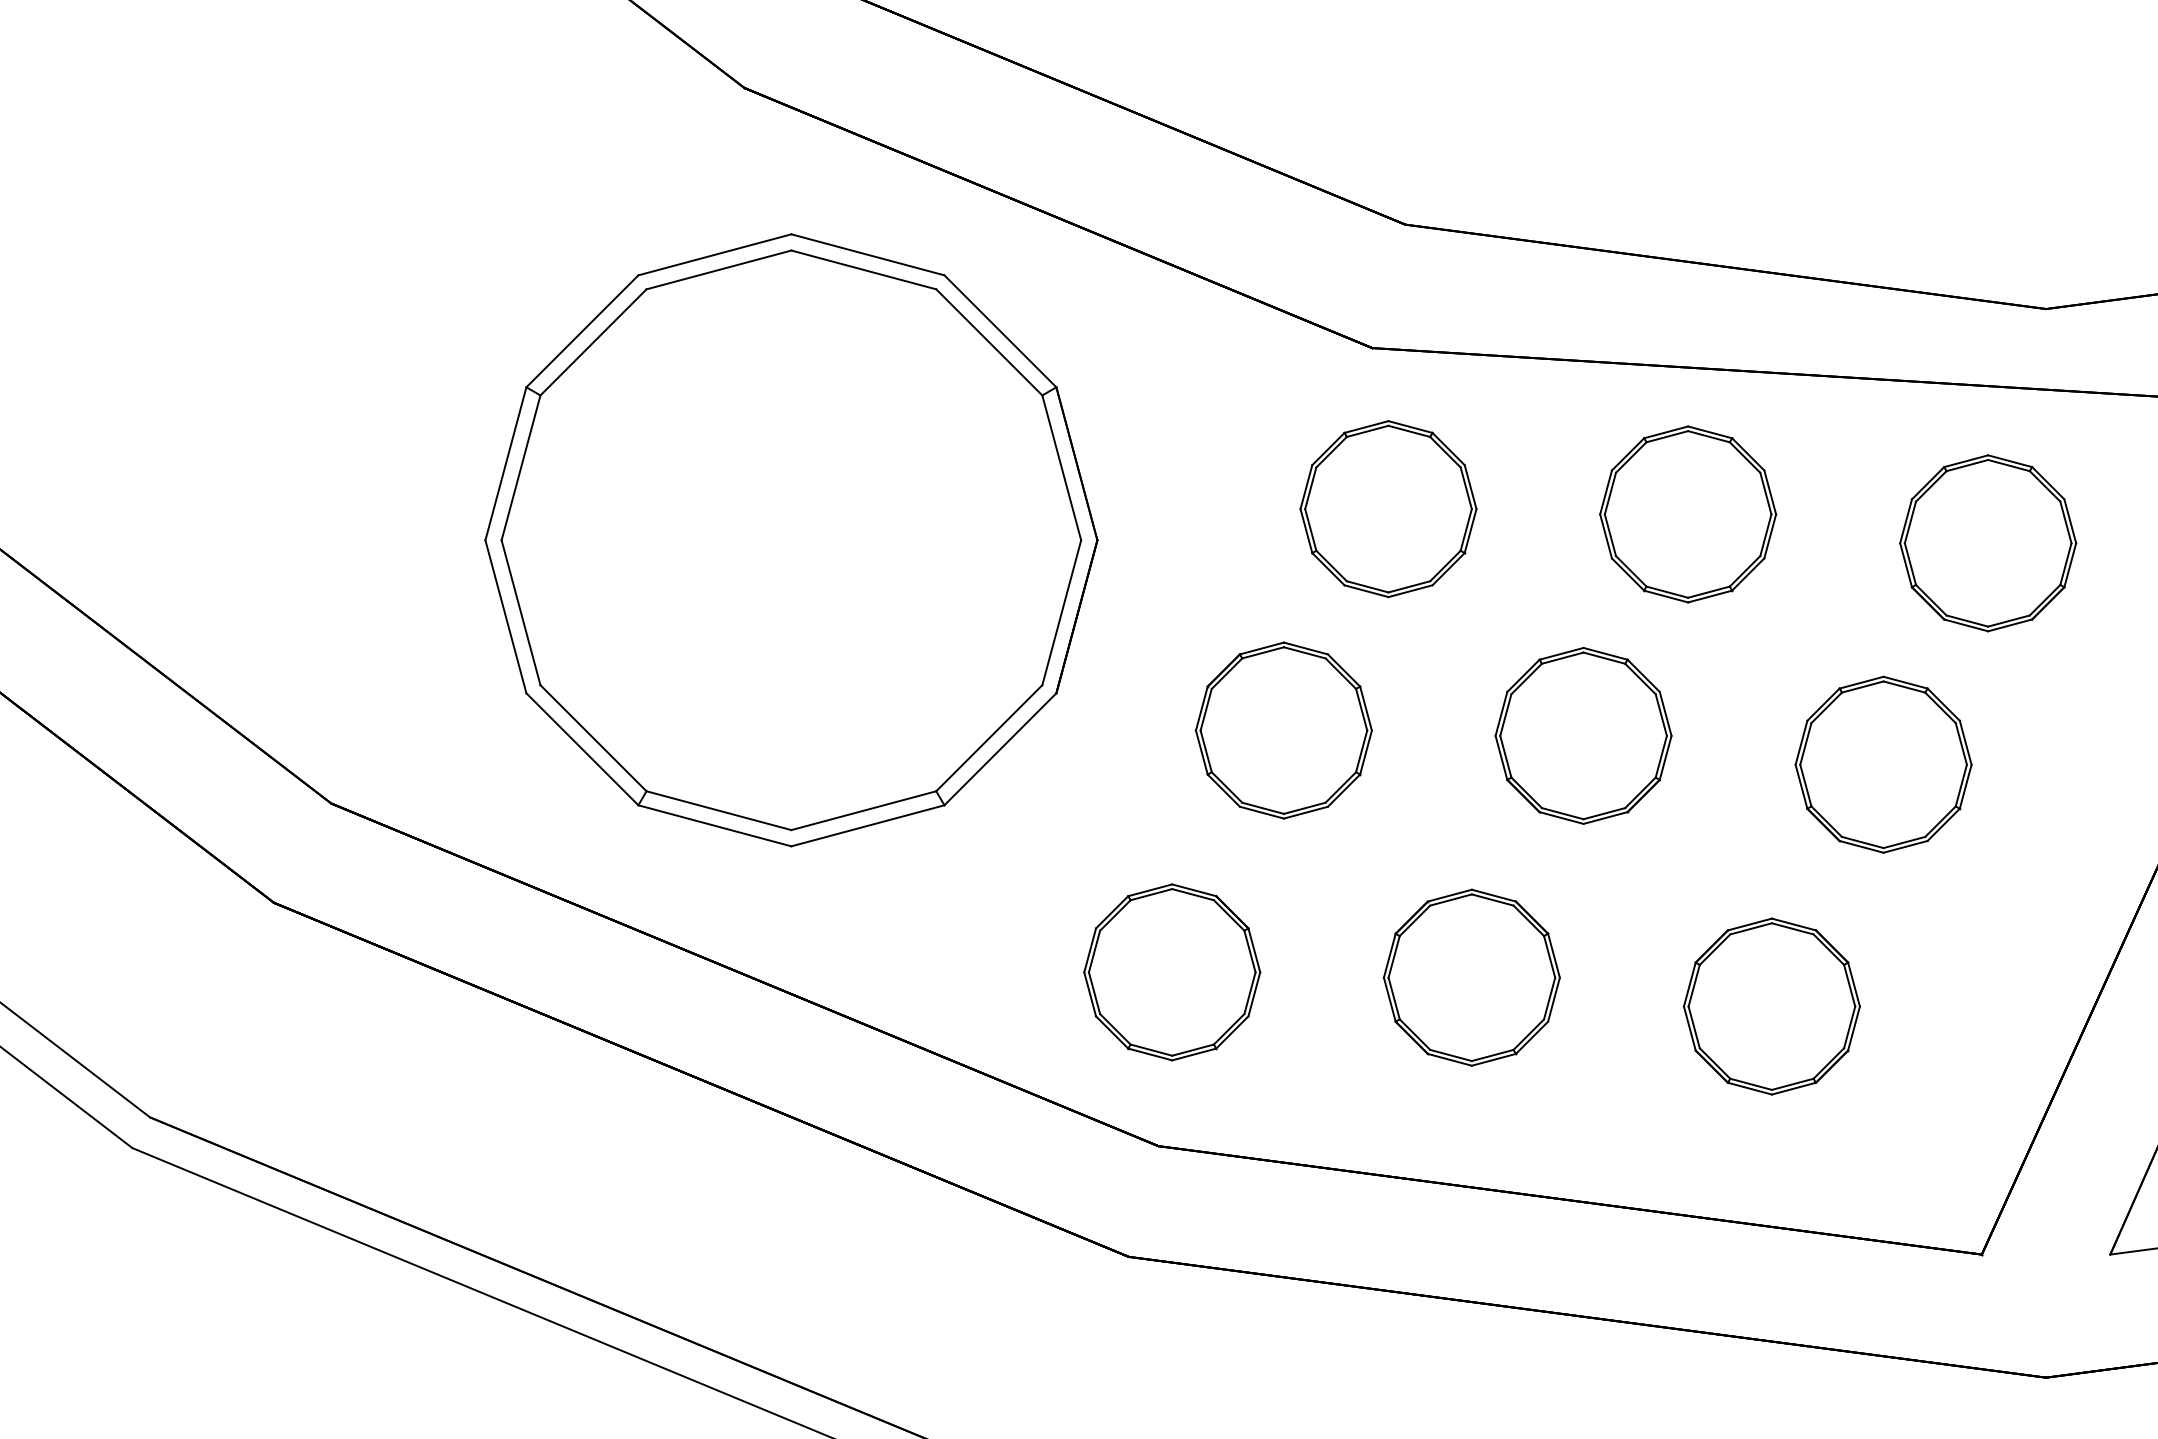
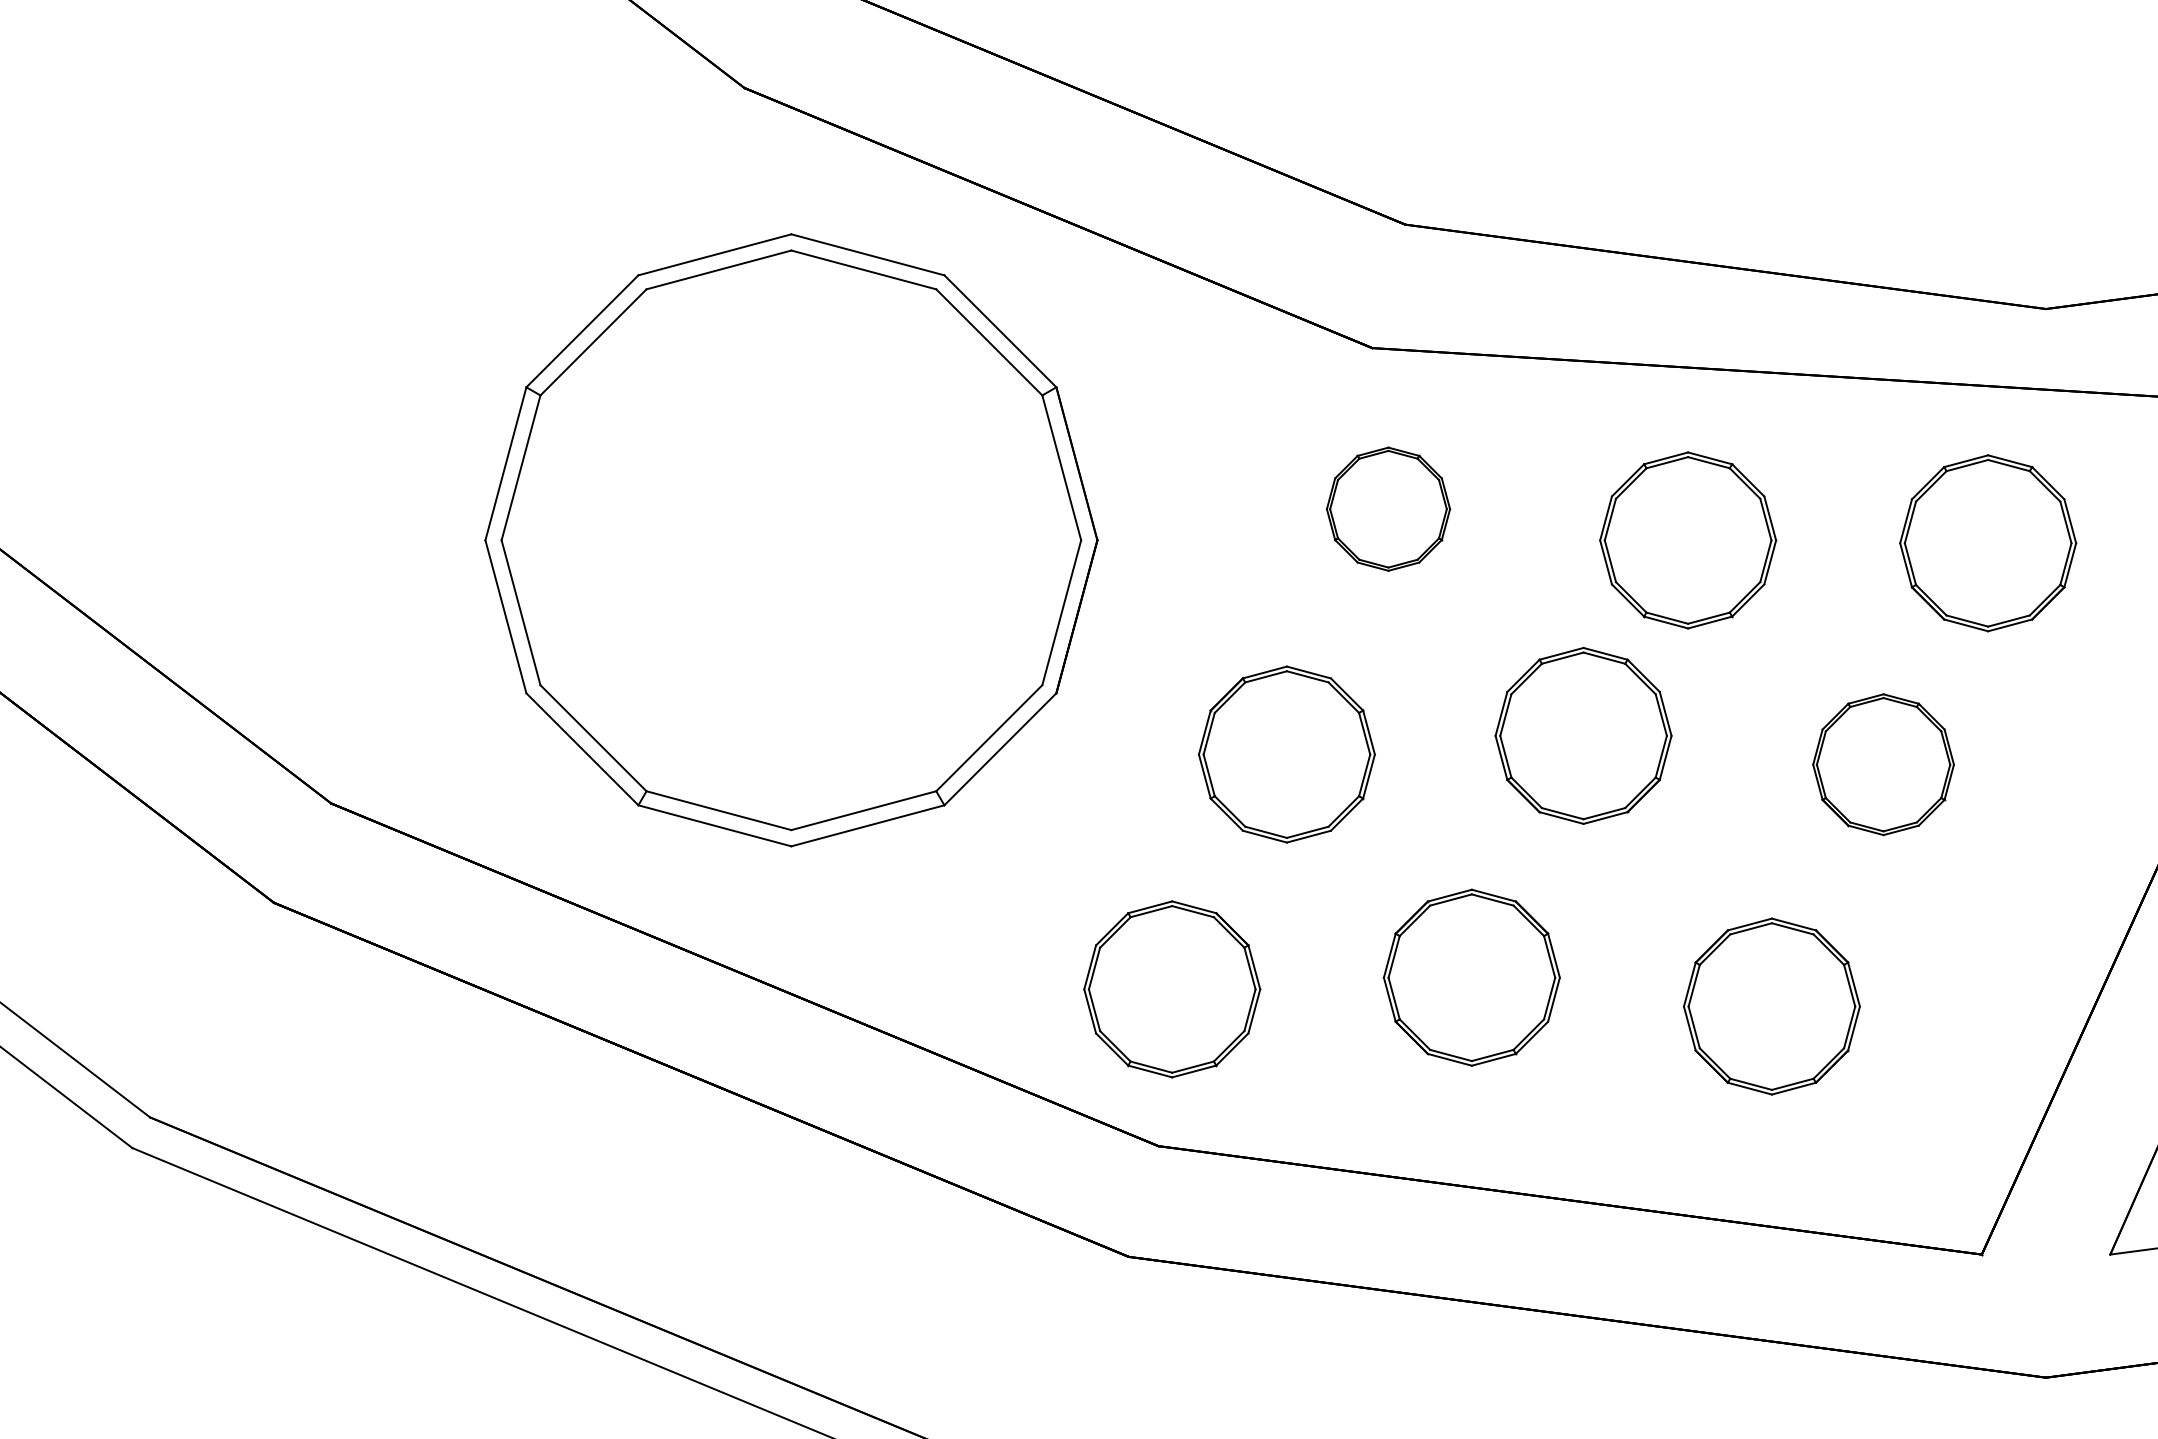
part size: 179x179 px -> 127x126 px (1388, 508)
part position: (1688, 514) -> (1688, 540) (1688, 540)
part position: (1283, 730) -> (1286, 754) (1286, 754)
part size: 179x179 px -> 143x144 px (1883, 764)
part position: (1172, 972) -> (1172, 989) (1172, 989)
